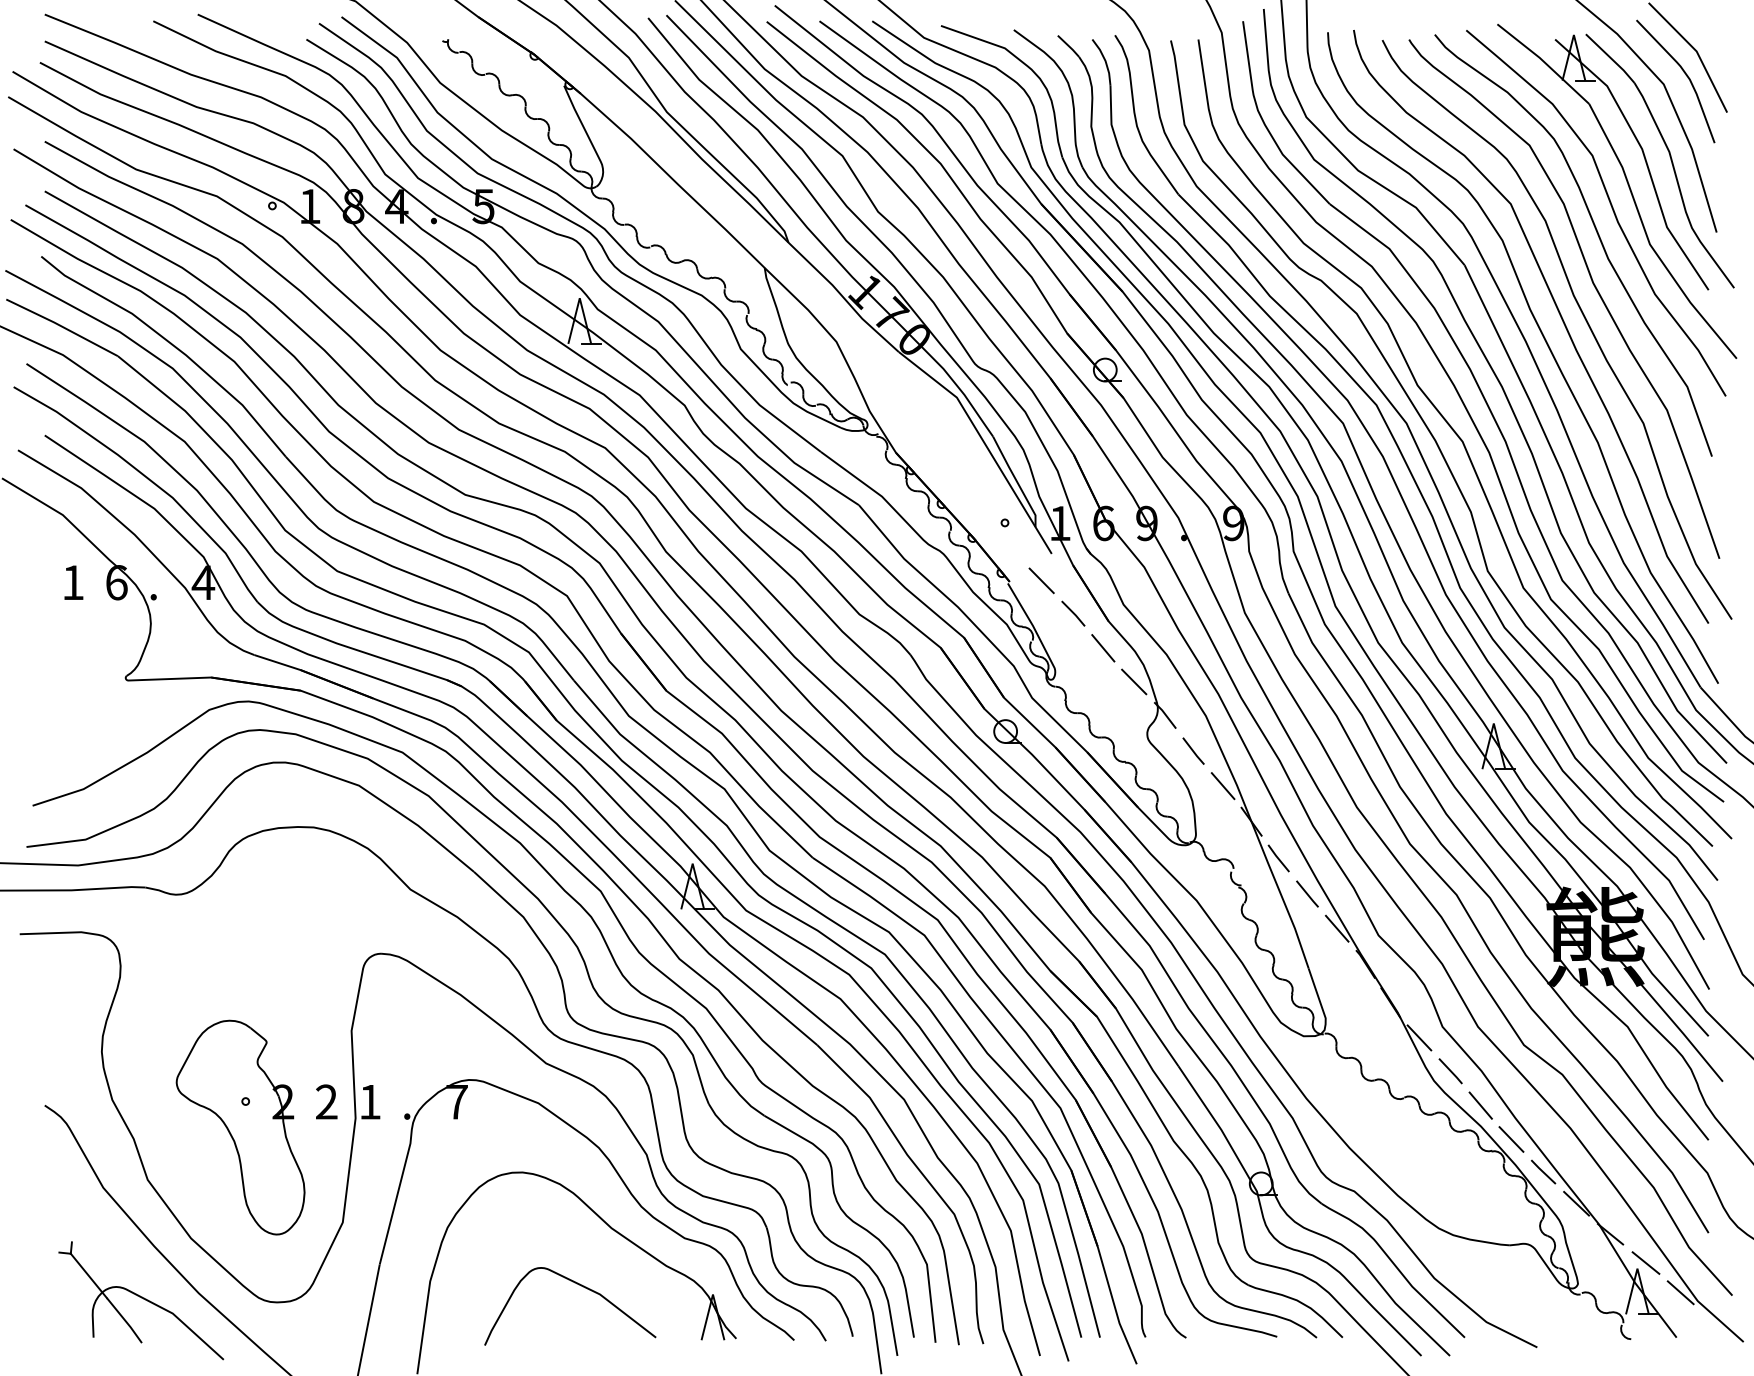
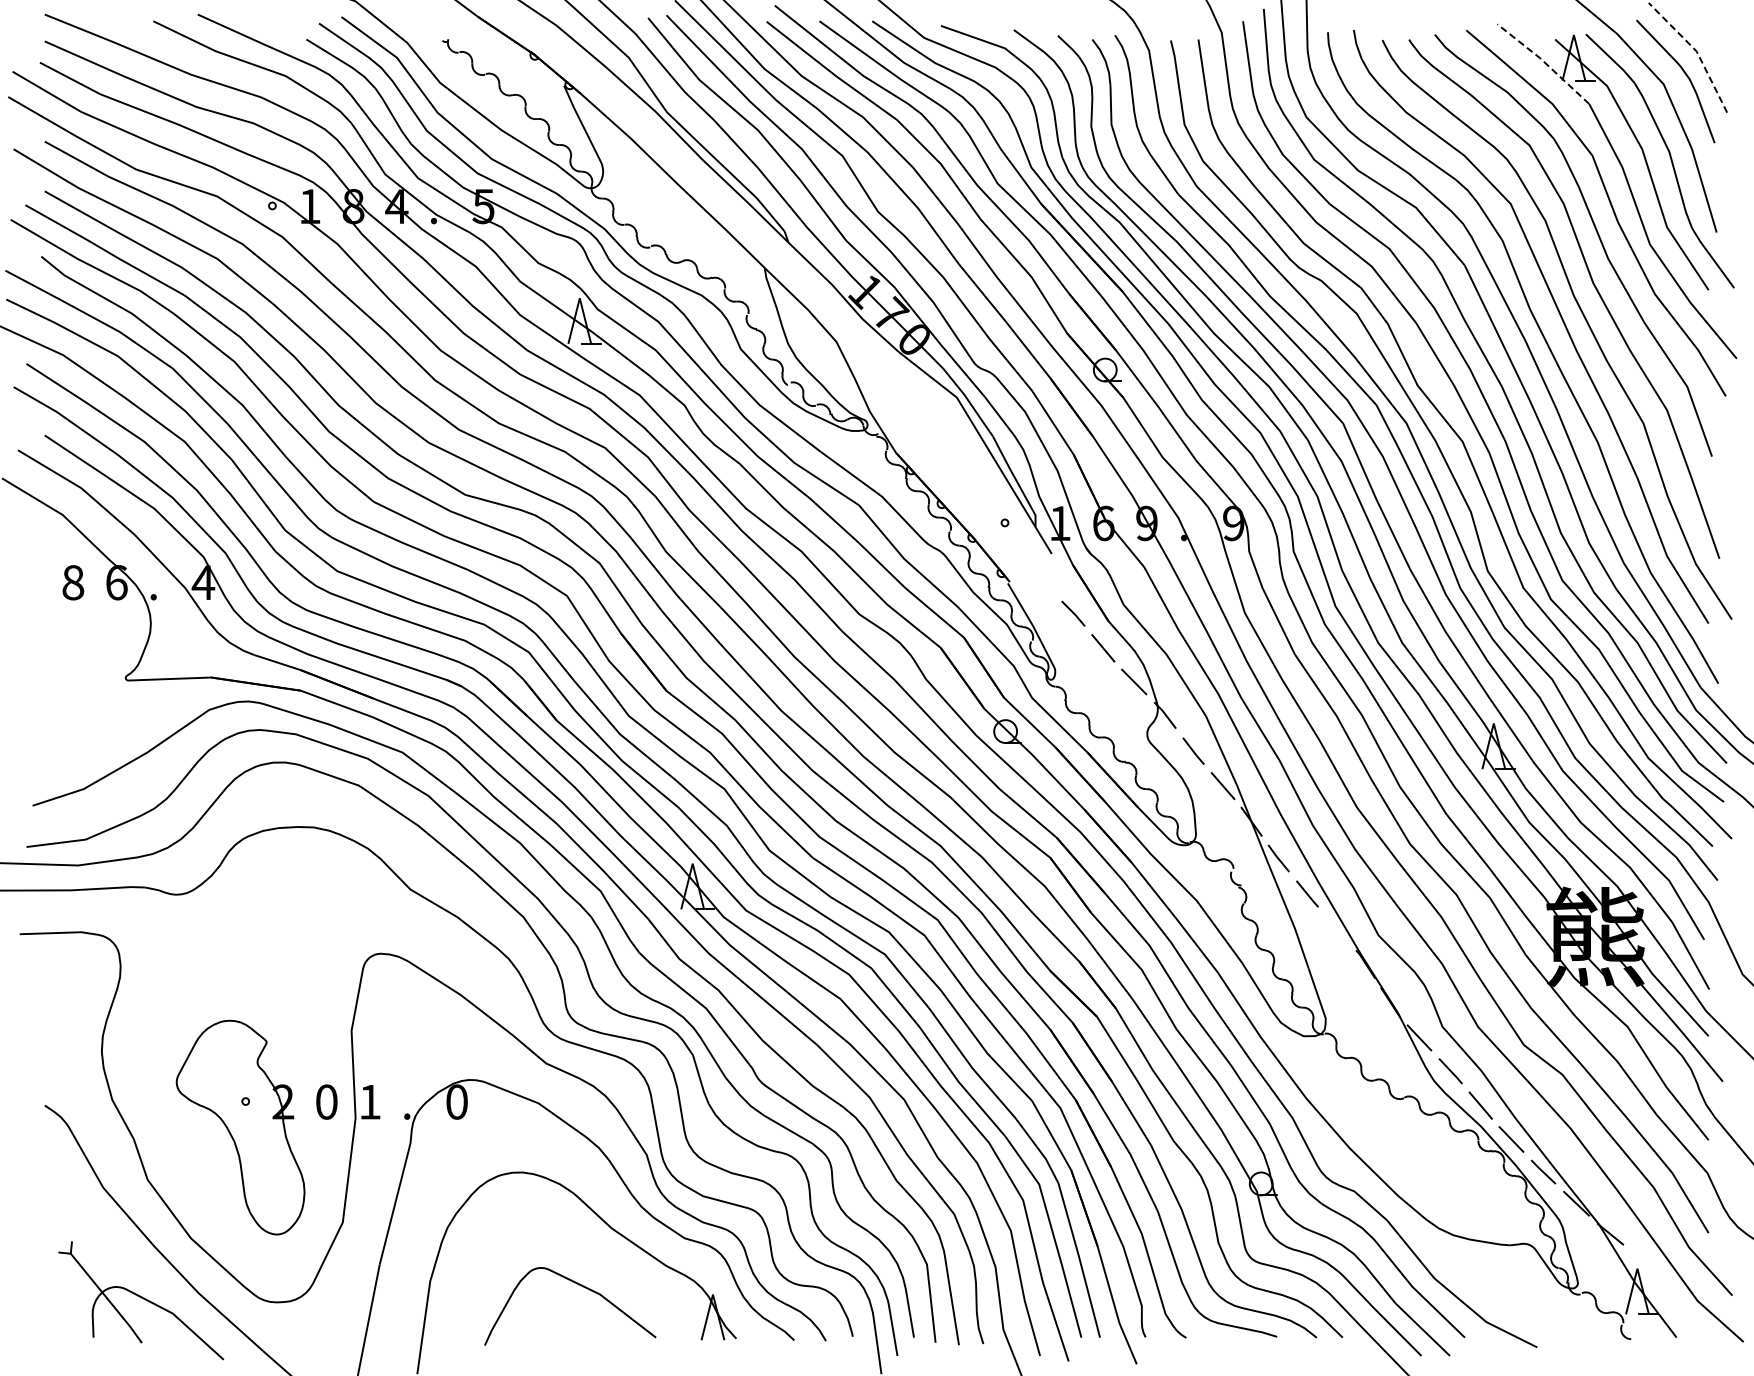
line: solid -> dashed (1696, 51)
line: solid -> dashed (1544, 61)
line: present -> none (1041, 580)
text: 1 -> 8 (73, 582)
line: present -> none (1336, 928)
text: 2 -> 0 (326, 1101)
text: 7 -> 0 (456, 1101)
line: present -> none (1645, 1262)
line: present -> none (1680, 1292)
